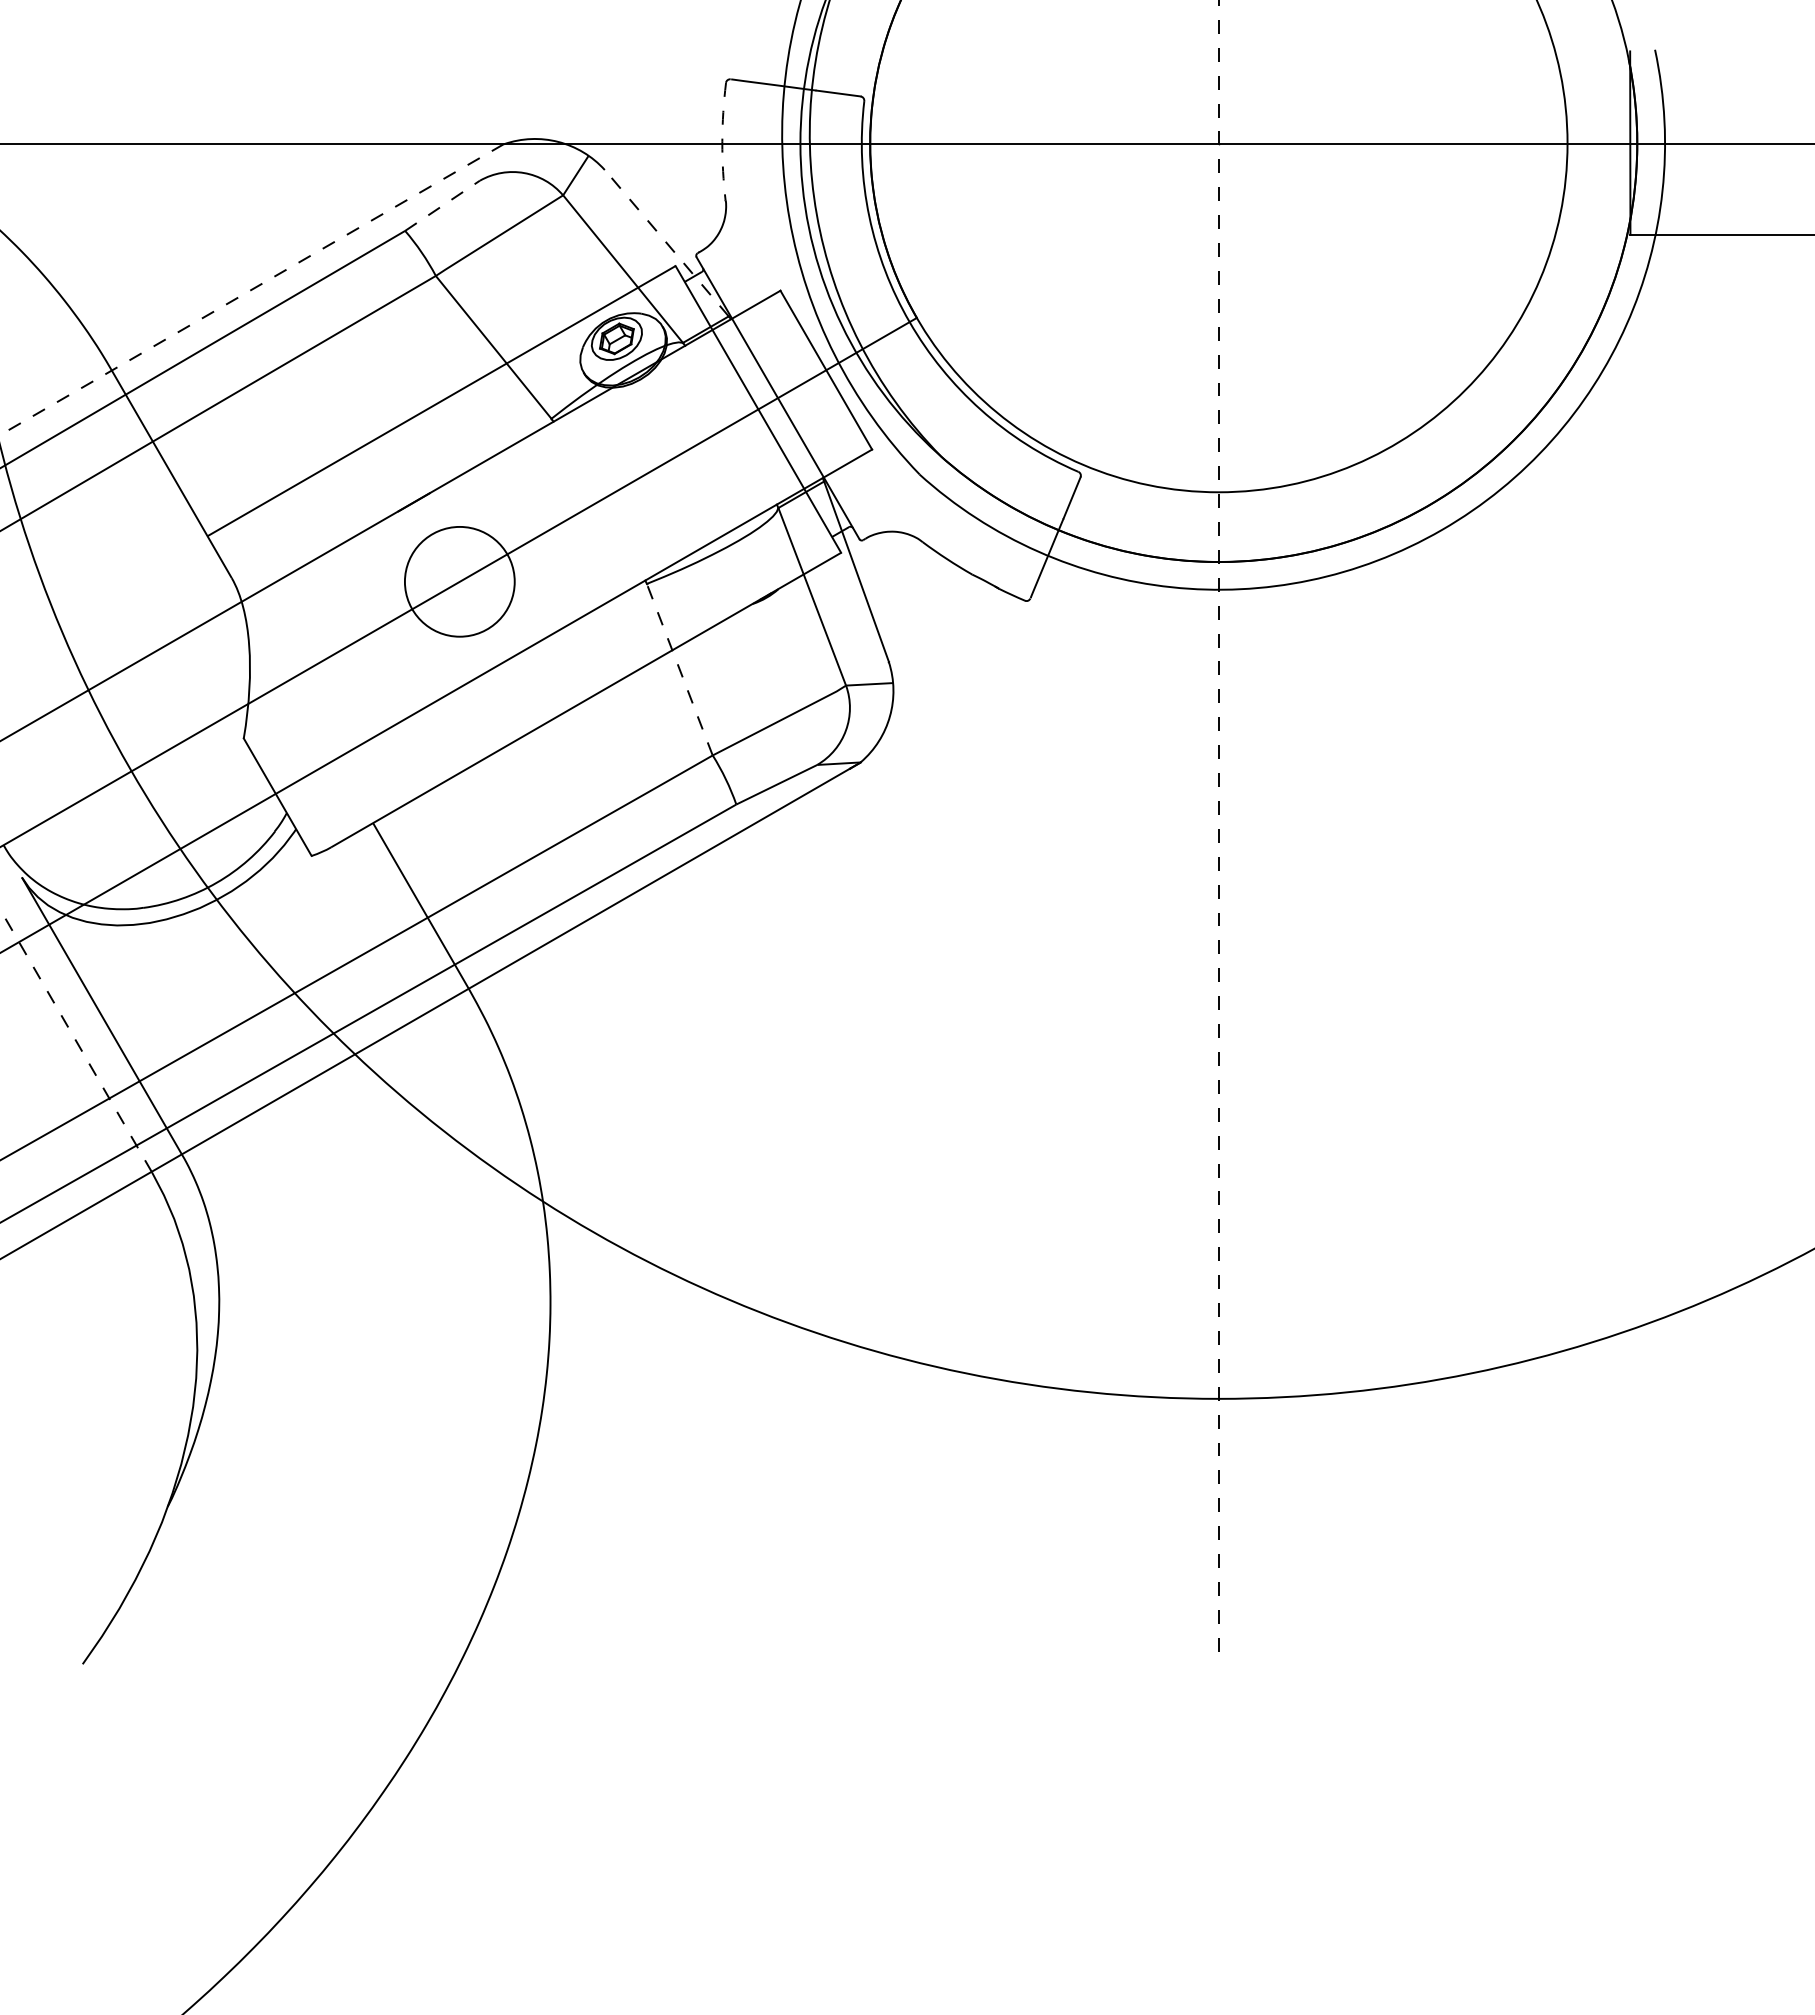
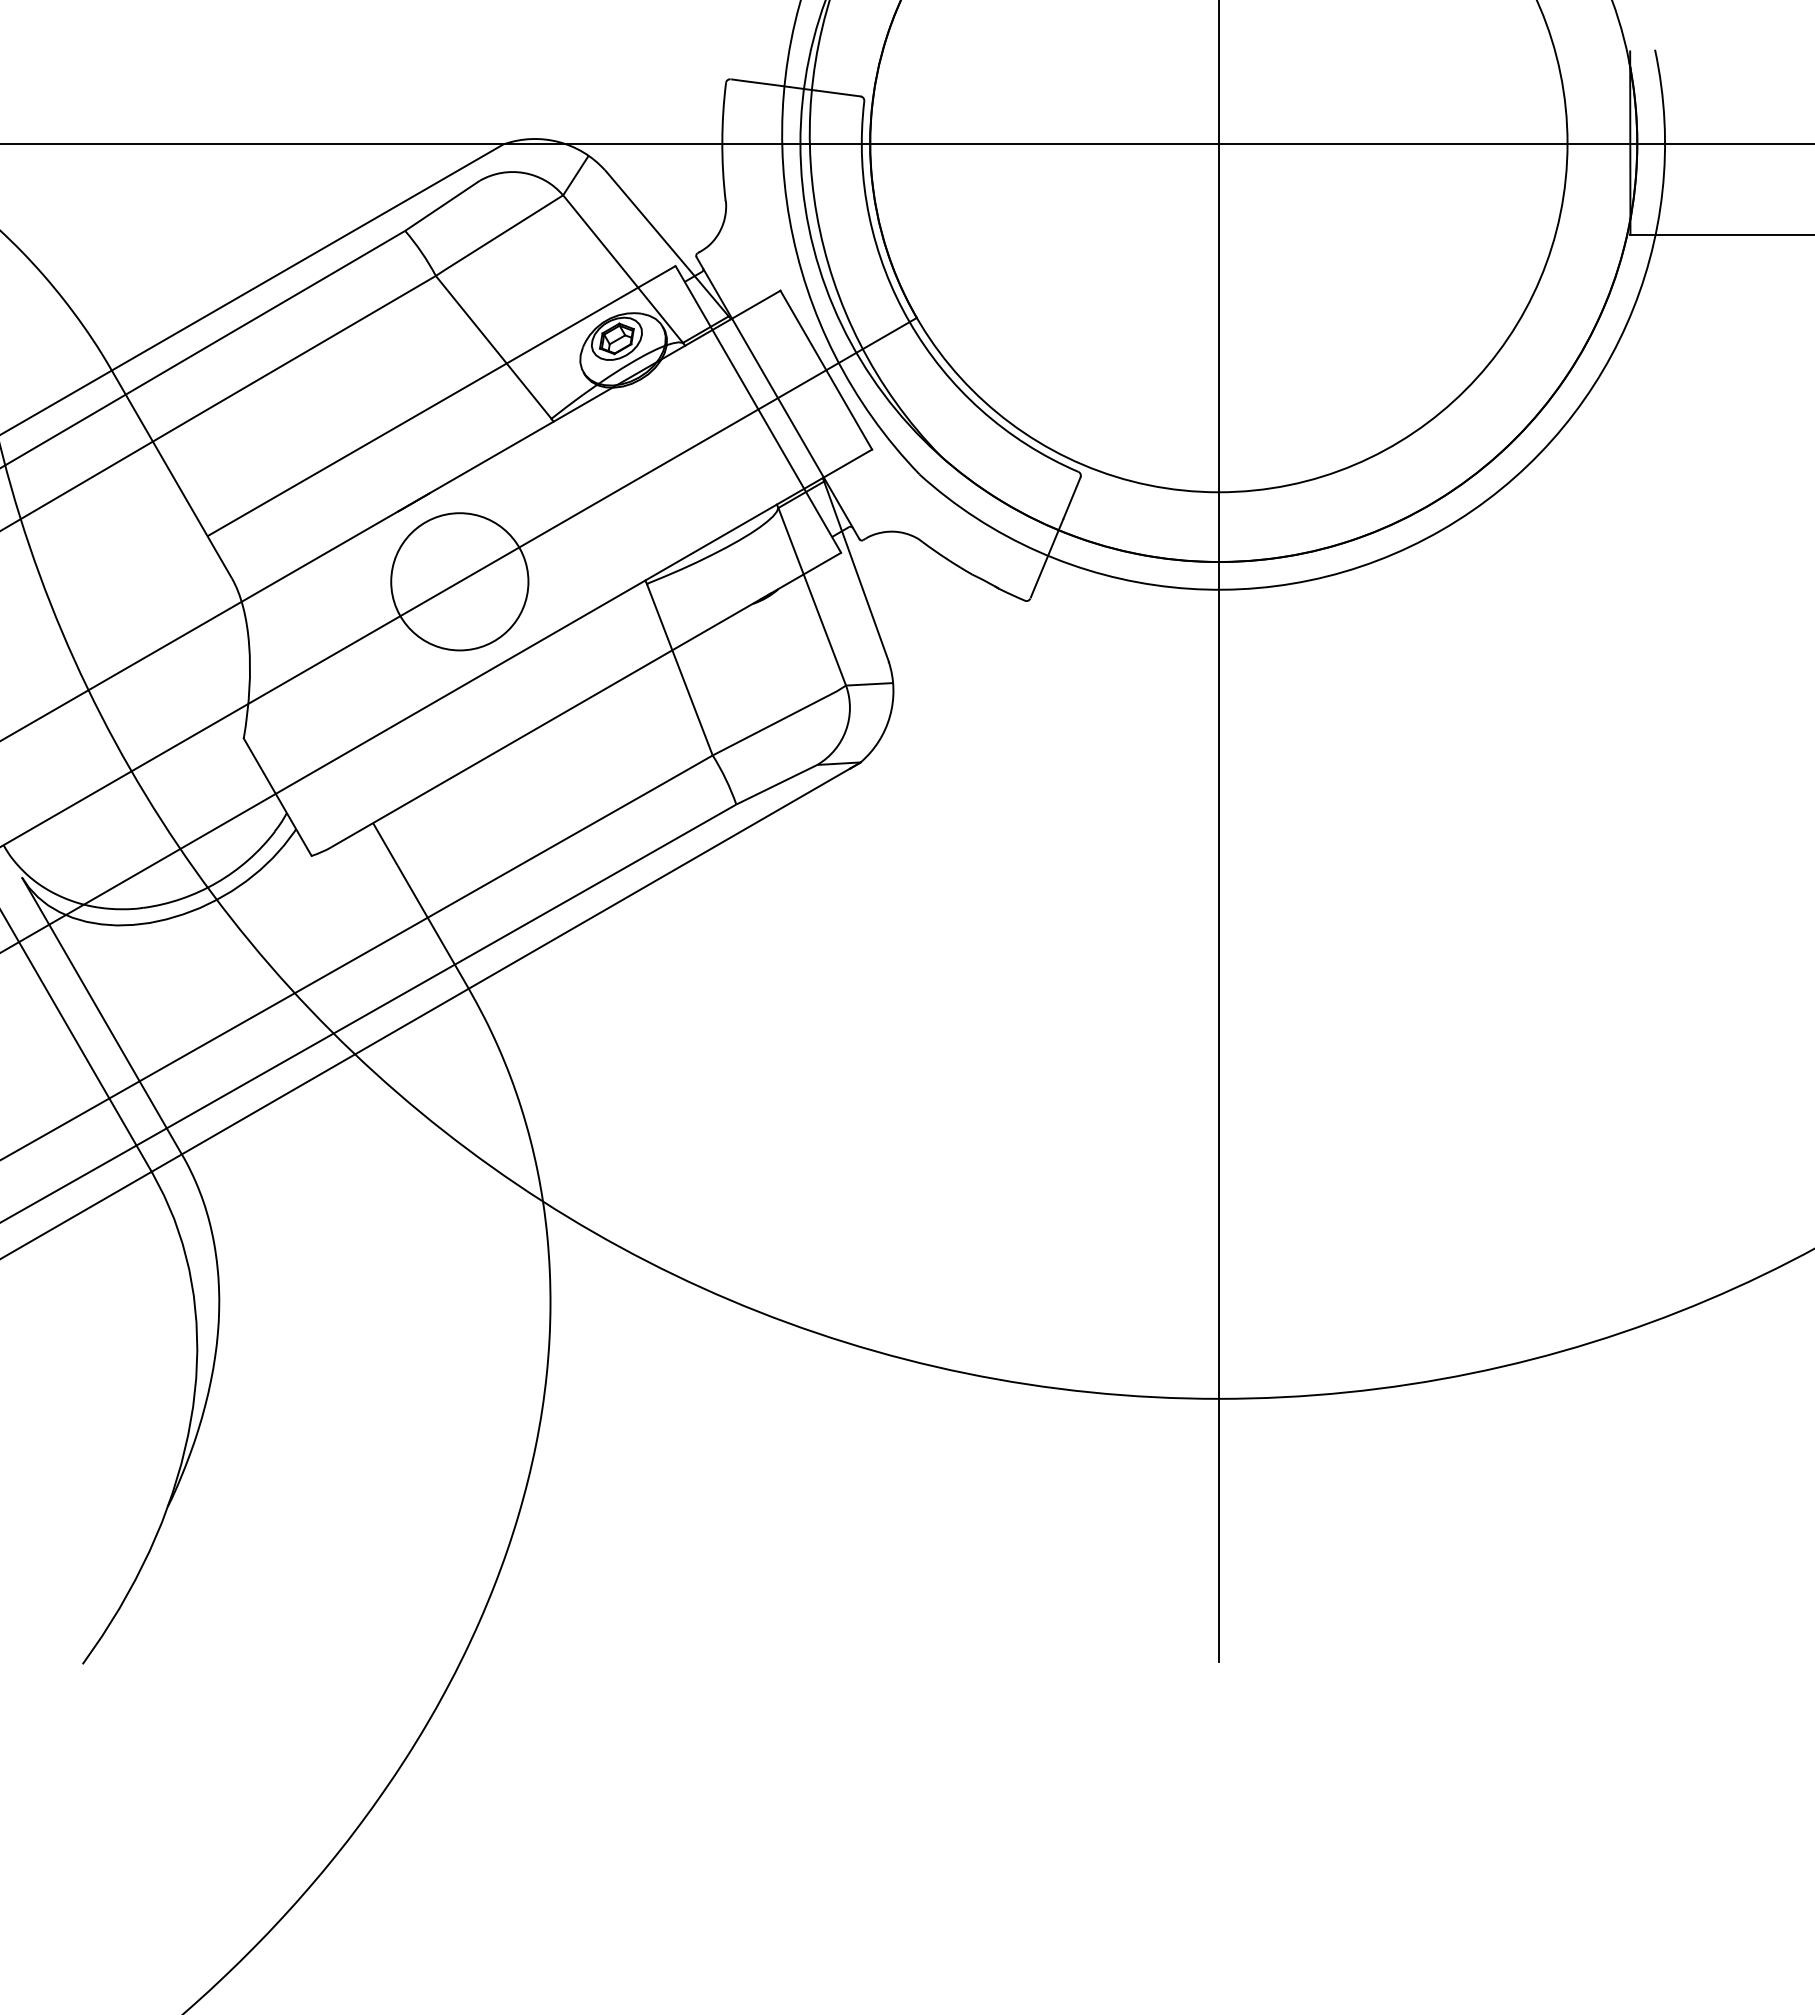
arc: dashed -> solid (722, 141)
line: dashed -> solid (442, 205)
line: dashed -> solid (666, 242)
line: dashed -> solid (251, 289)
circle diameter: 110 px -> 137 px (459, 581)
line: dashed -> solid (679, 669)
line: dashed -> solid (1218, 831)
line: dashed -> solid (76, 1040)
